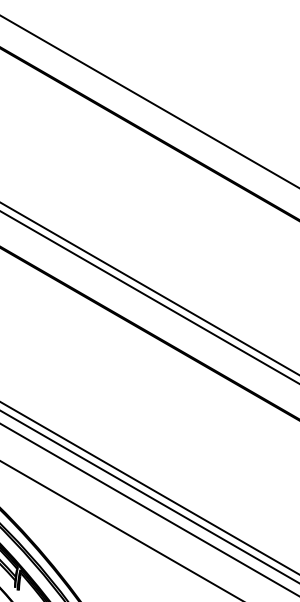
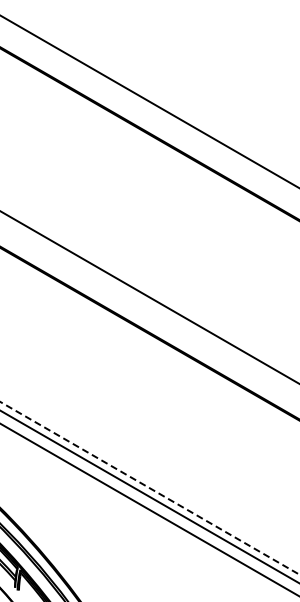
line: present -> none (149, 288)
line: solid -> dashed (150, 488)
line: present -> none (120, 530)
